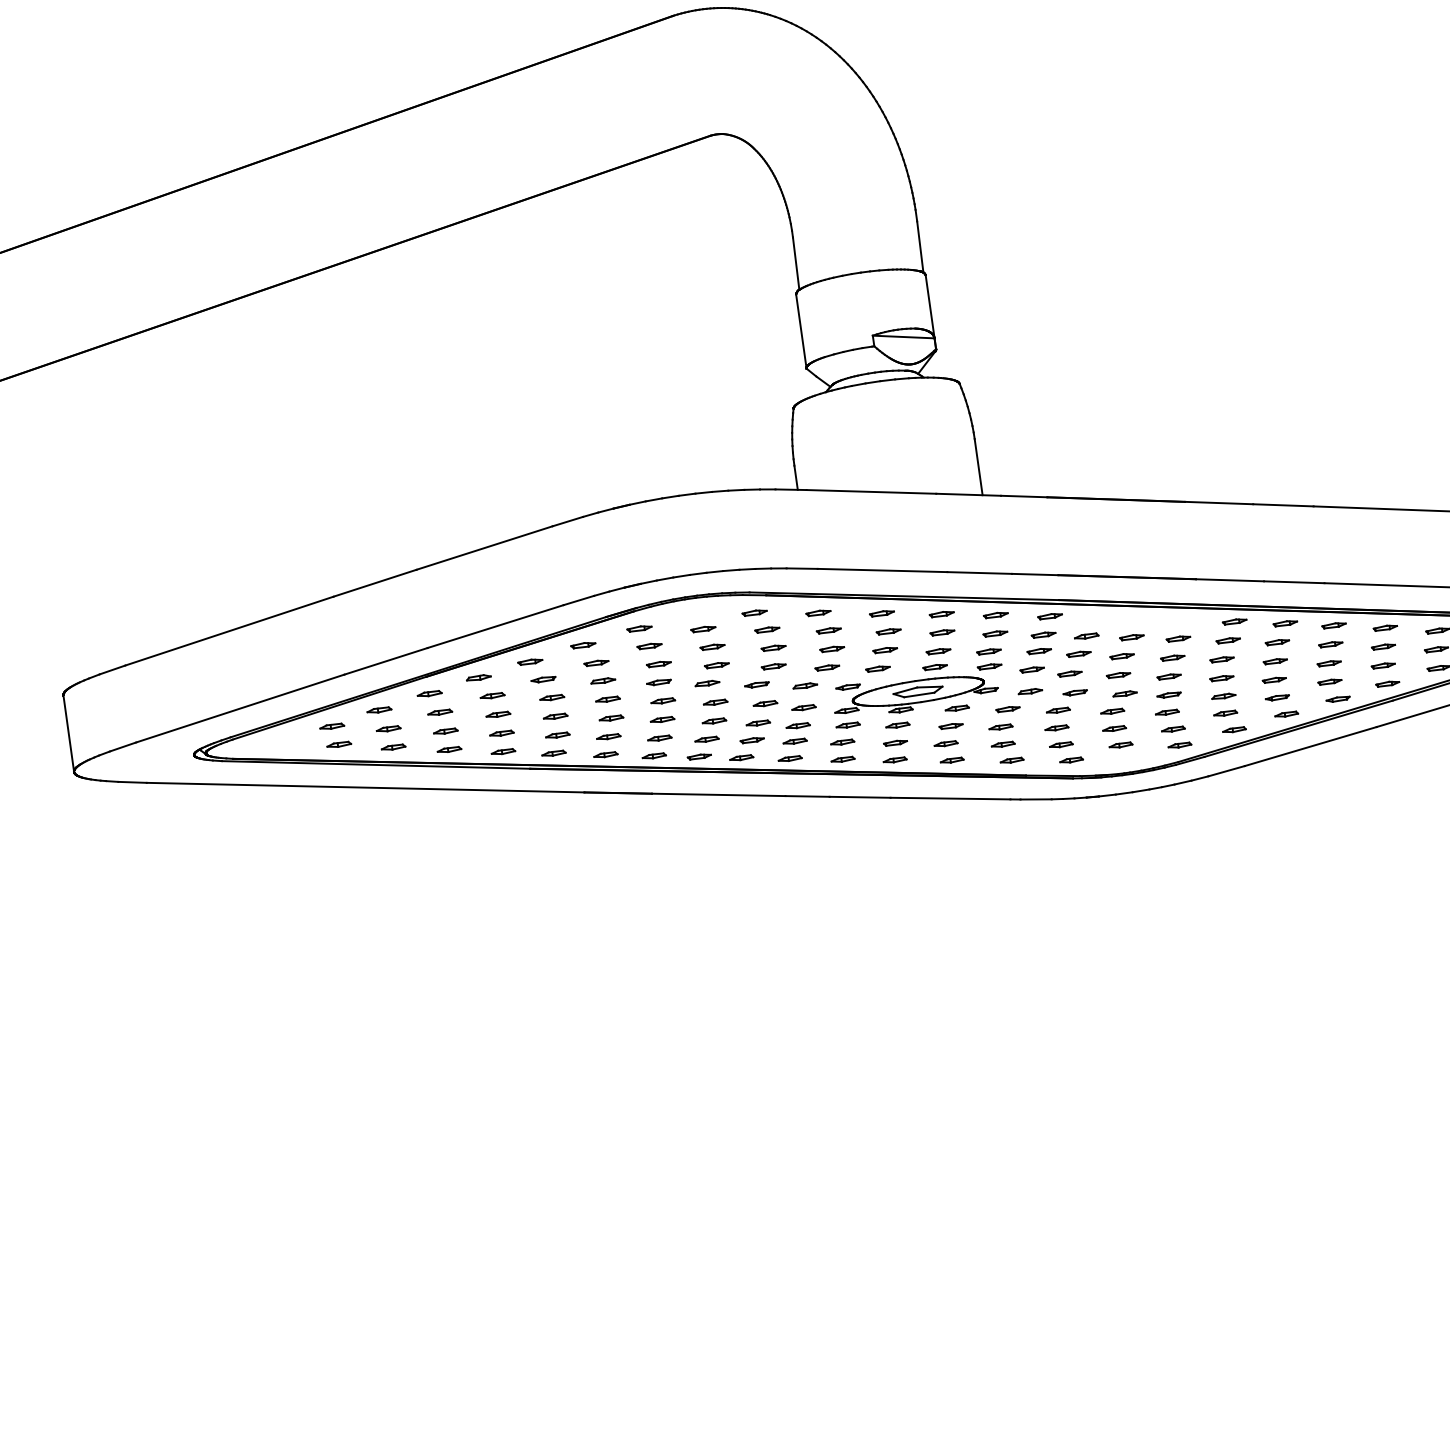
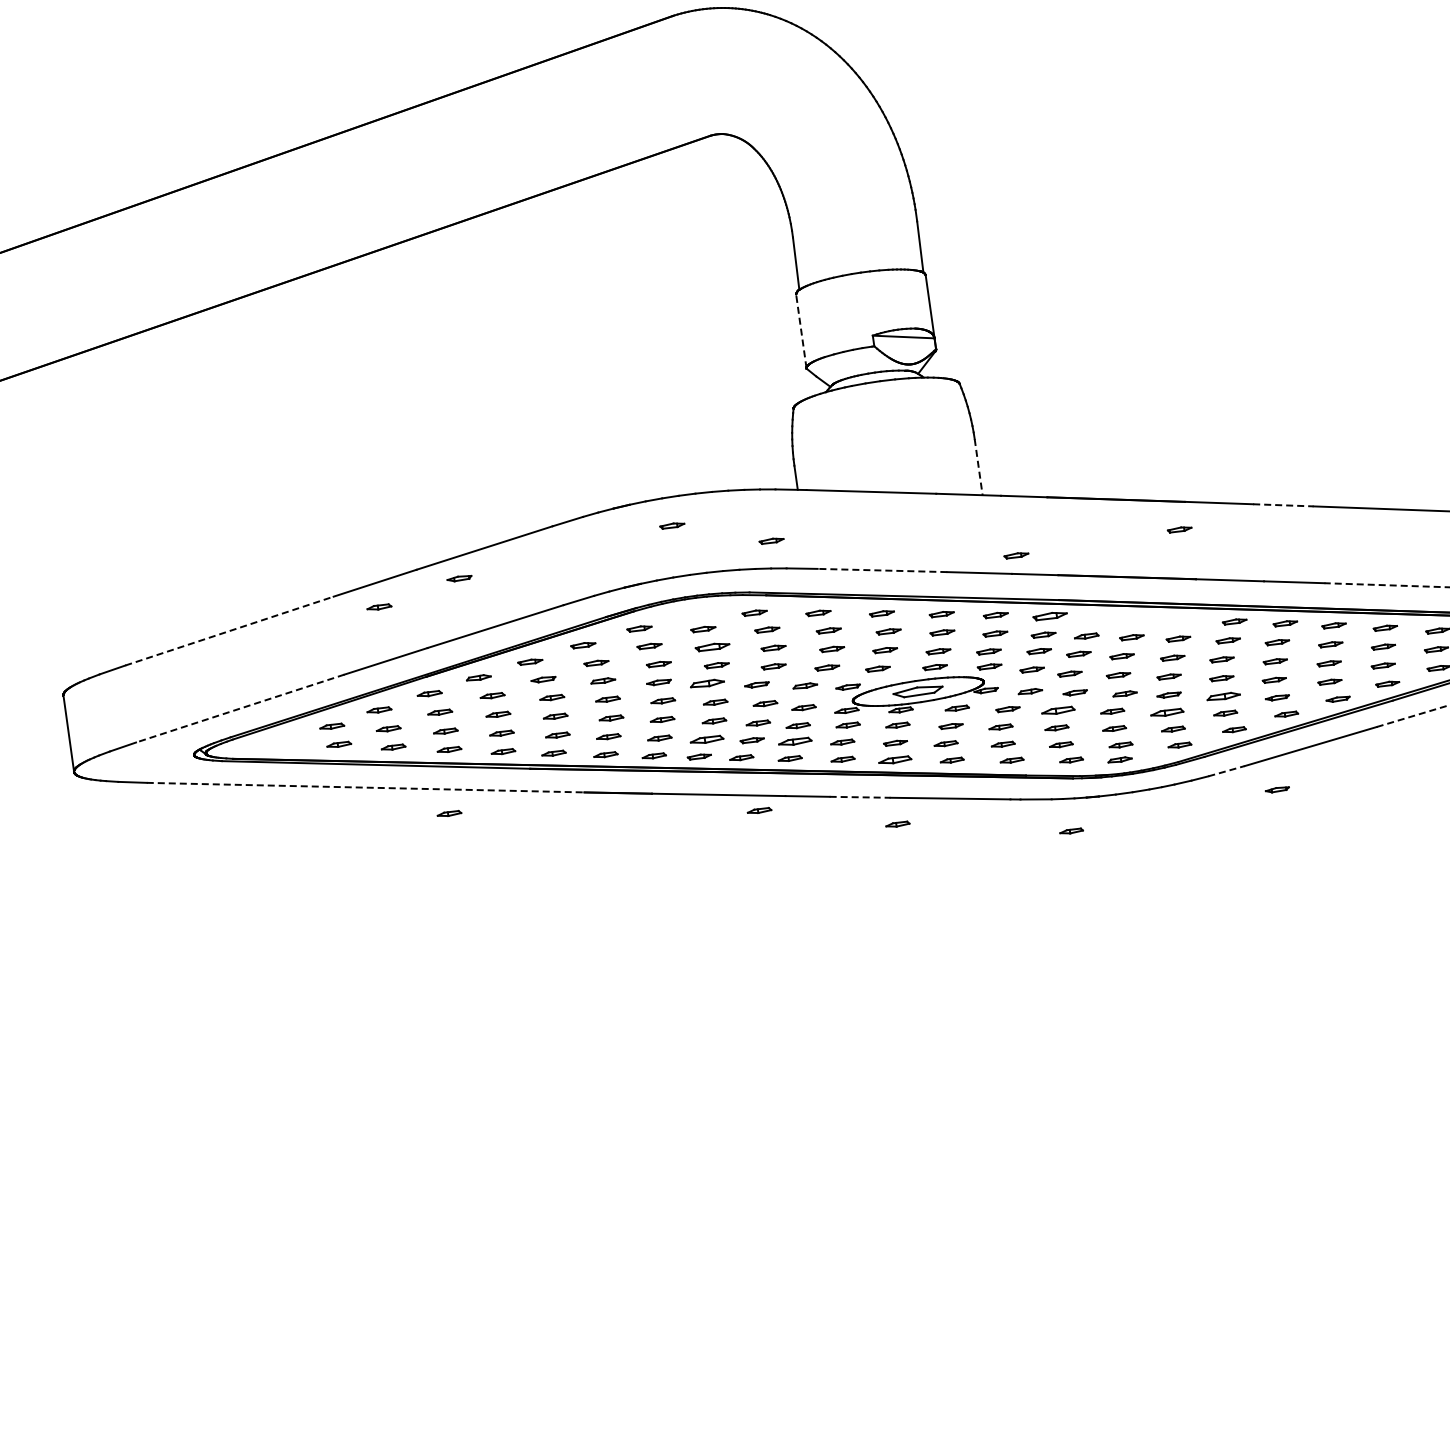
line: solid -> dashed (801, 330)
line: solid -> dashed (978, 467)
line: solid -> dashed (1283, 505)
part: none -> present (672, 525)
part: none -> present (1179, 529)
part: none -> present (771, 540)
part: none -> present (1016, 555)
line: solid -> dashed (882, 570)
part: none -> present (459, 578)
line: solid -> dashed (1387, 585)
part: none -> present (379, 606)
part size: 26x8 px -> 36x10 px (1049, 616)
line: solid -> dashed (229, 631)
part size: 27x8 px -> 37x11 px (712, 647)
part size: 27x9 px -> 35x11 px (707, 683)
part size: 26x8 px -> 35x11 px (1223, 696)
line: solid -> dashed (240, 708)
part size: 25x8 px -> 35x10 px (1058, 709)
part size: 25x8 px -> 35x10 px (1167, 711)
line: solid -> dashed (1413, 715)
part size: 26x8 px -> 36x10 px (706, 738)
part size: 26x8 px -> 35x10 px (795, 740)
part size: 26x8 px -> 35x10 px (895, 759)
part: none -> present (1119, 759)
line: solid -> dashed (1226, 771)
line: solid -> dashed (365, 787)
part: none -> present (1276, 789)
line: solid -> dashed (860, 797)
part: none -> present (759, 810)
part: none -> present (449, 812)
part: none -> present (897, 823)
part: none -> present (1071, 830)
